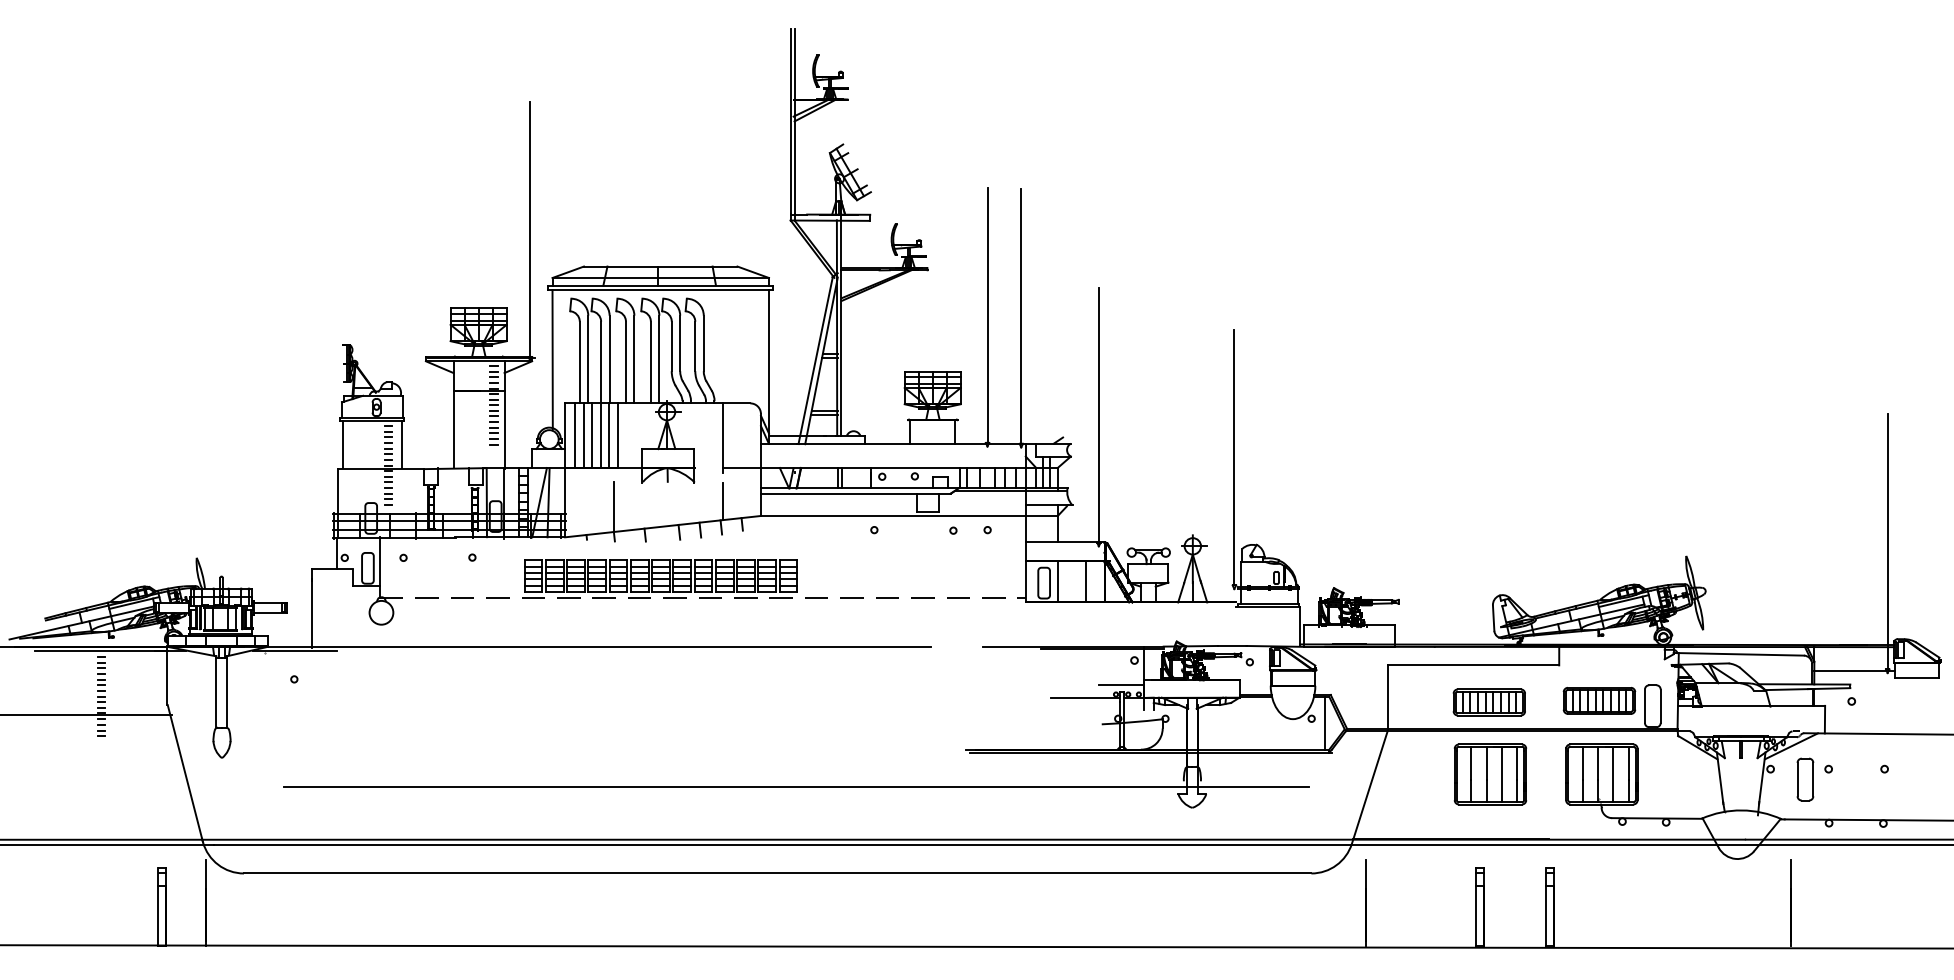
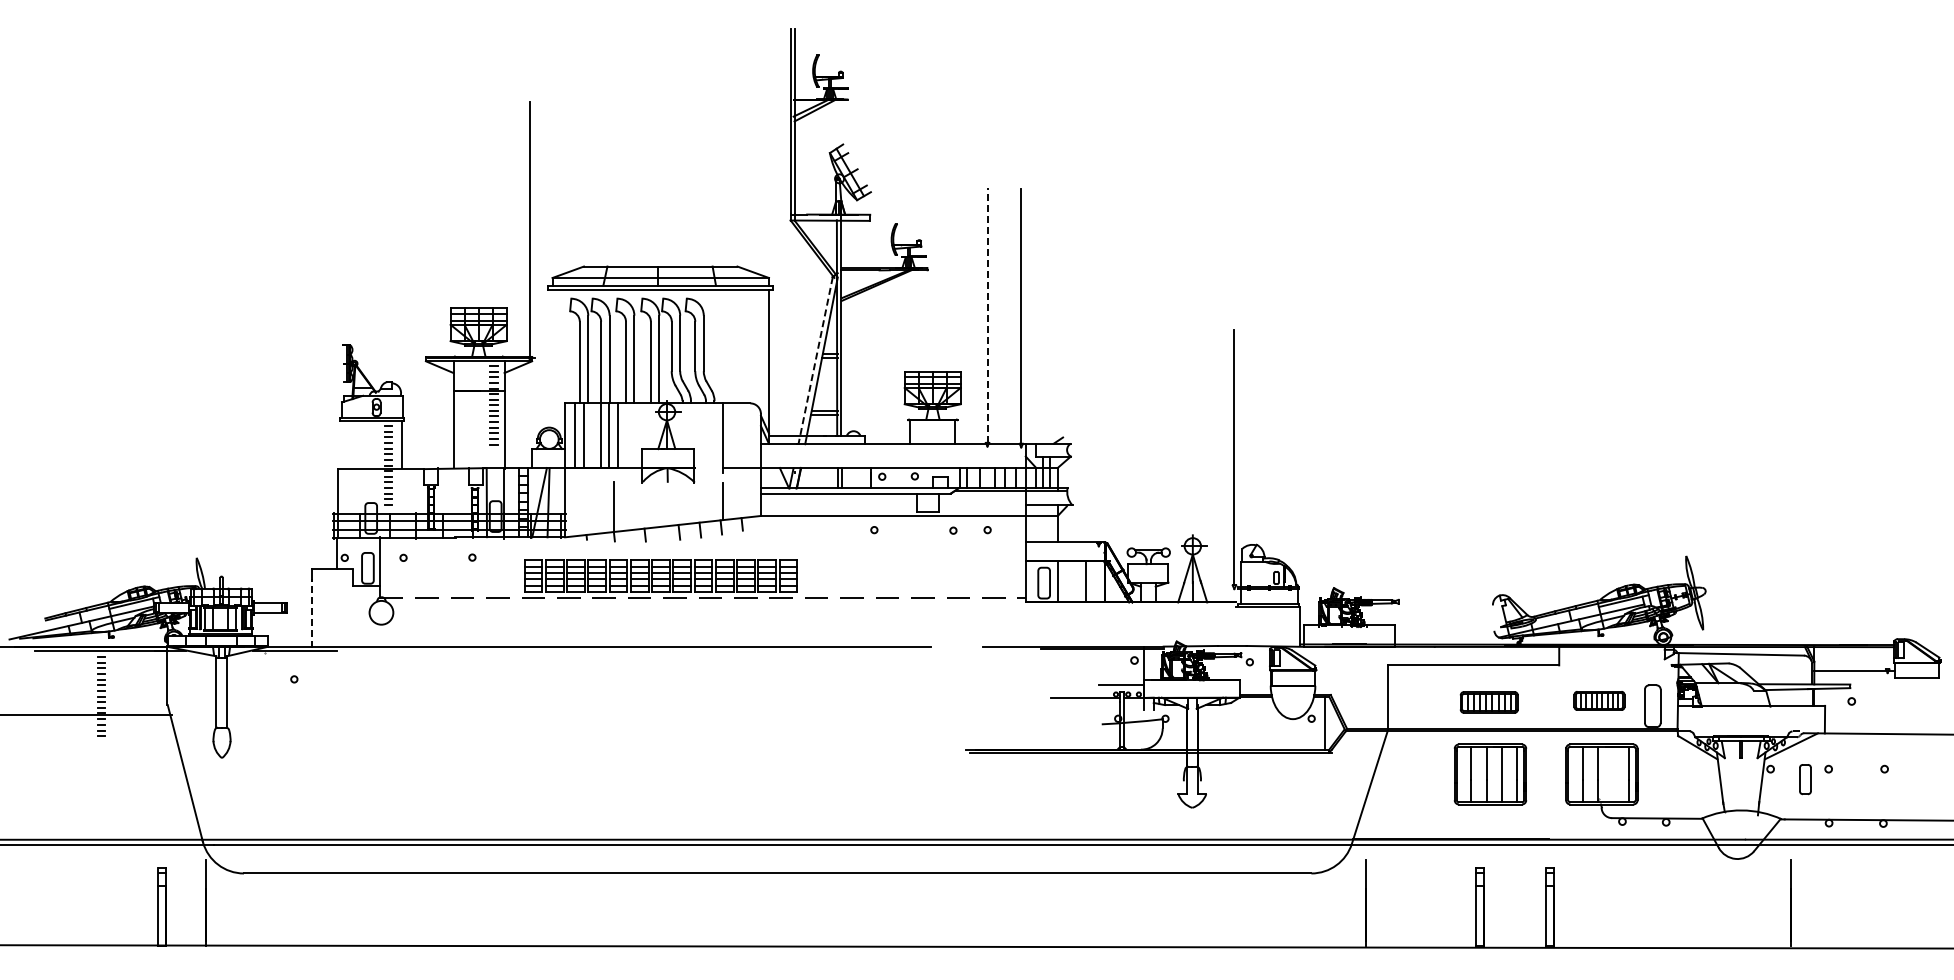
line: solid -> dashed (987, 315)
line: present -> none (552, 359)
line: solid -> dashed (815, 361)
line: present -> none (1098, 414)
line: present -> none (592, 435)
line: present -> none (343, 444)
line: present -> none (1887, 541)
line: solid -> dashed (311, 613)
line: present -> none (1493, 617)
part size: 75x28 px -> 53x20 px (1599, 700)
part size: 74x29 px -> 60x23 px (1488, 702)
line: present -> none (1613, 774)
part size: 19x45 px -> 13x32 px (1805, 779)
line: present -> none (796, 786)
